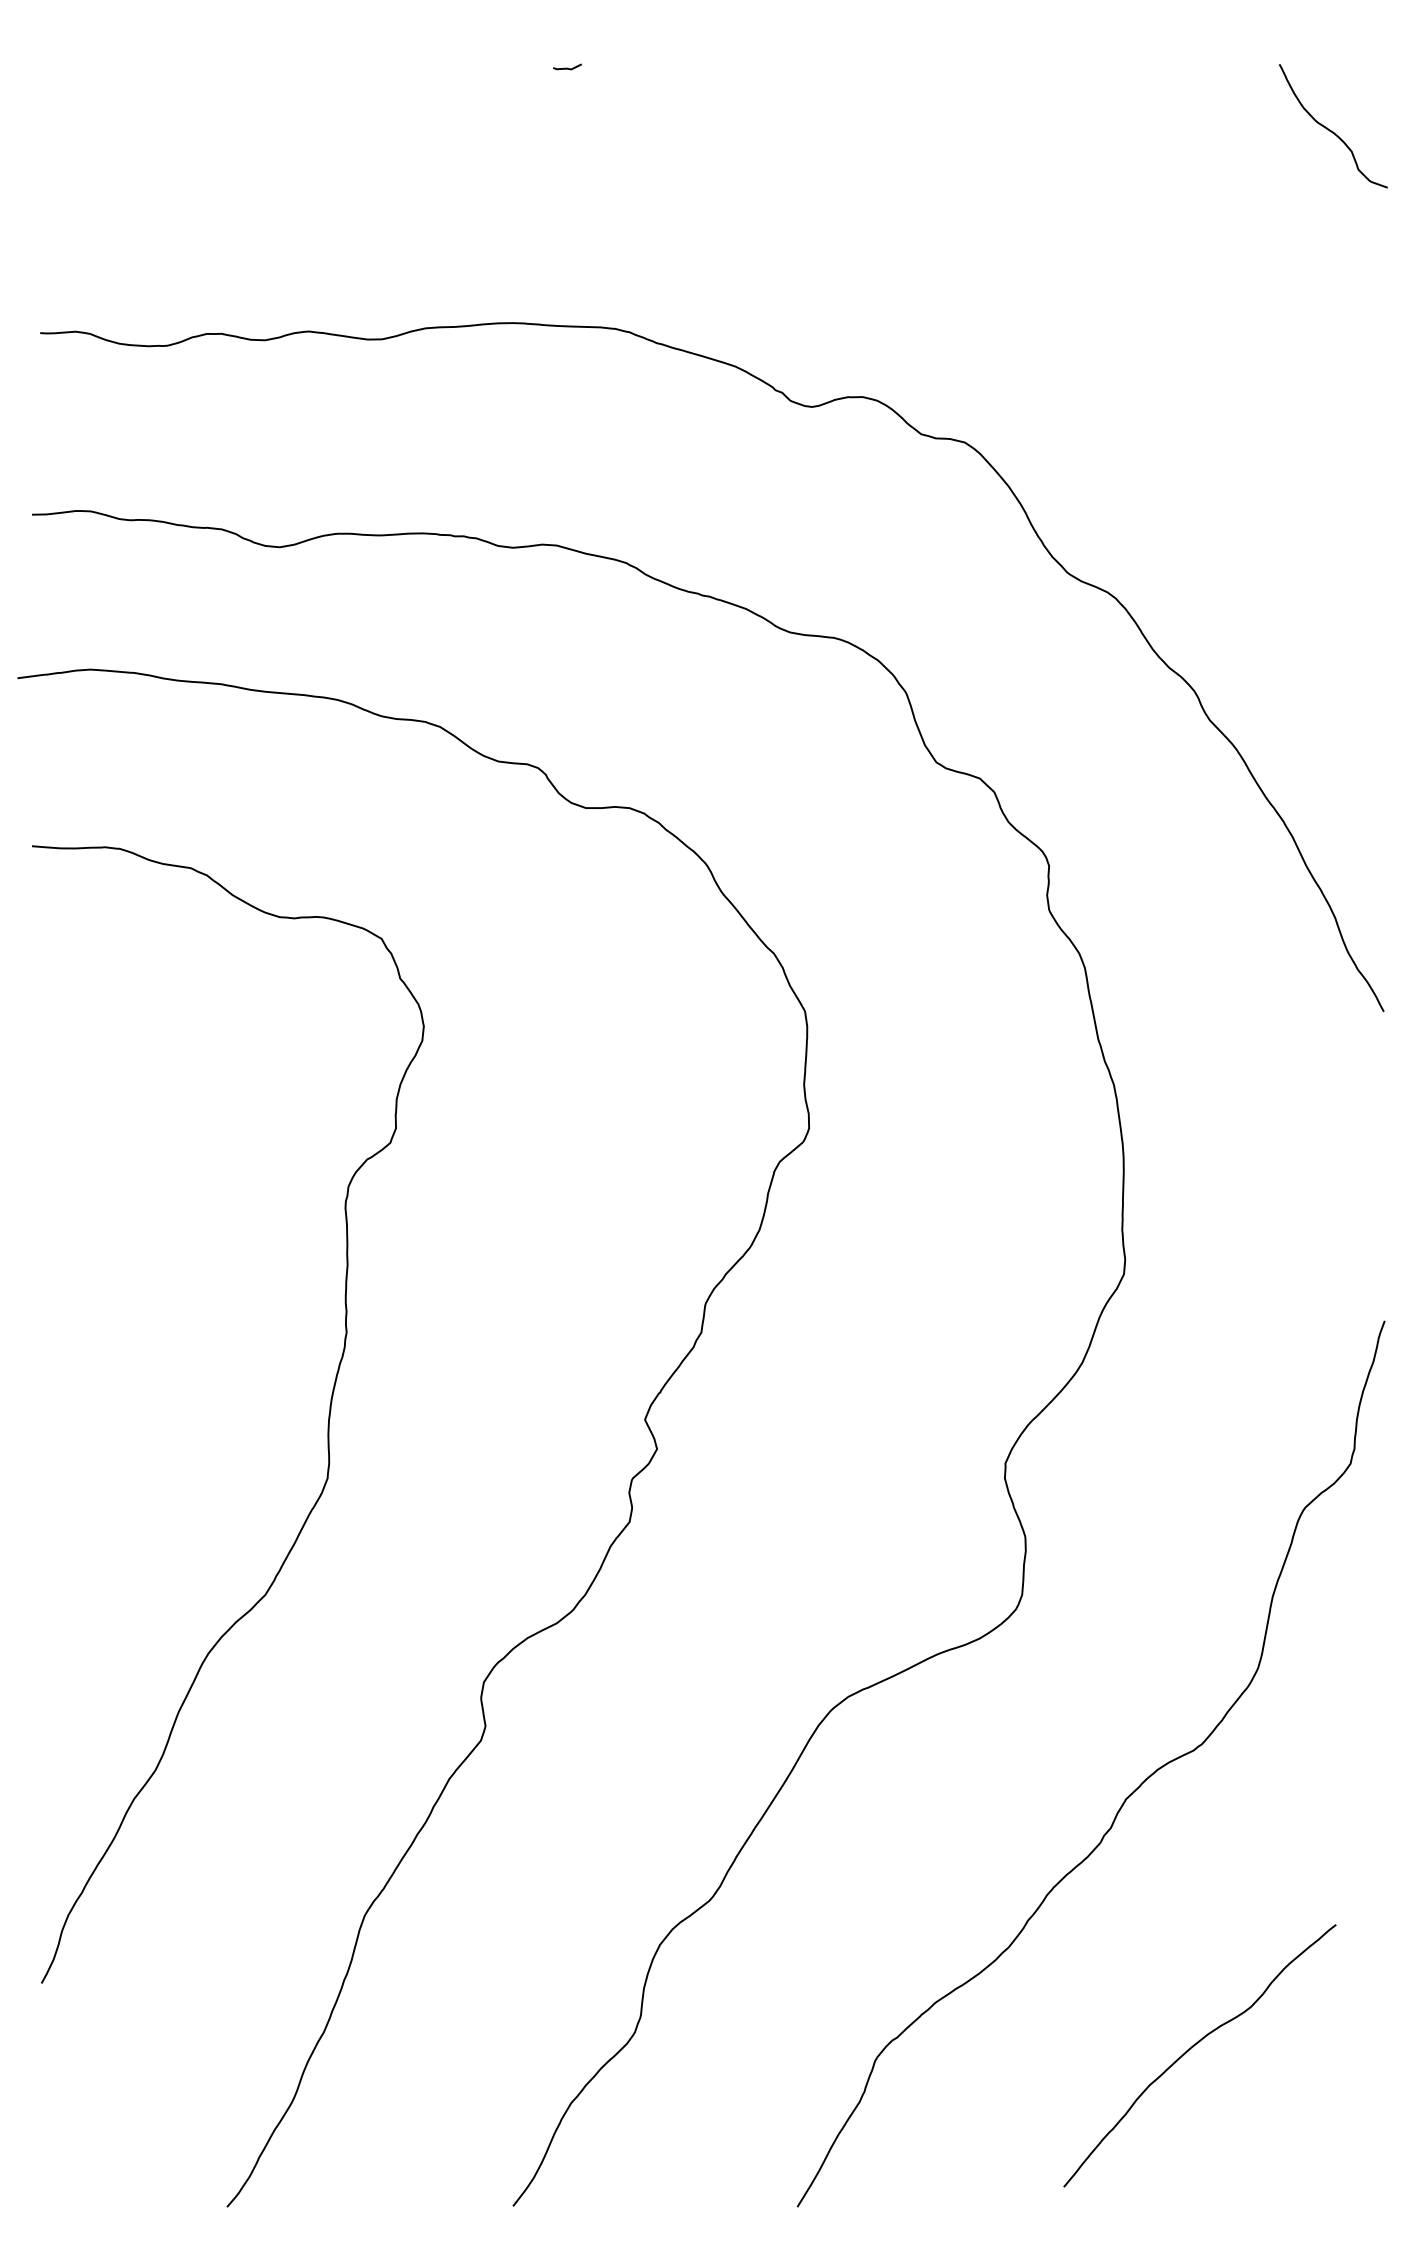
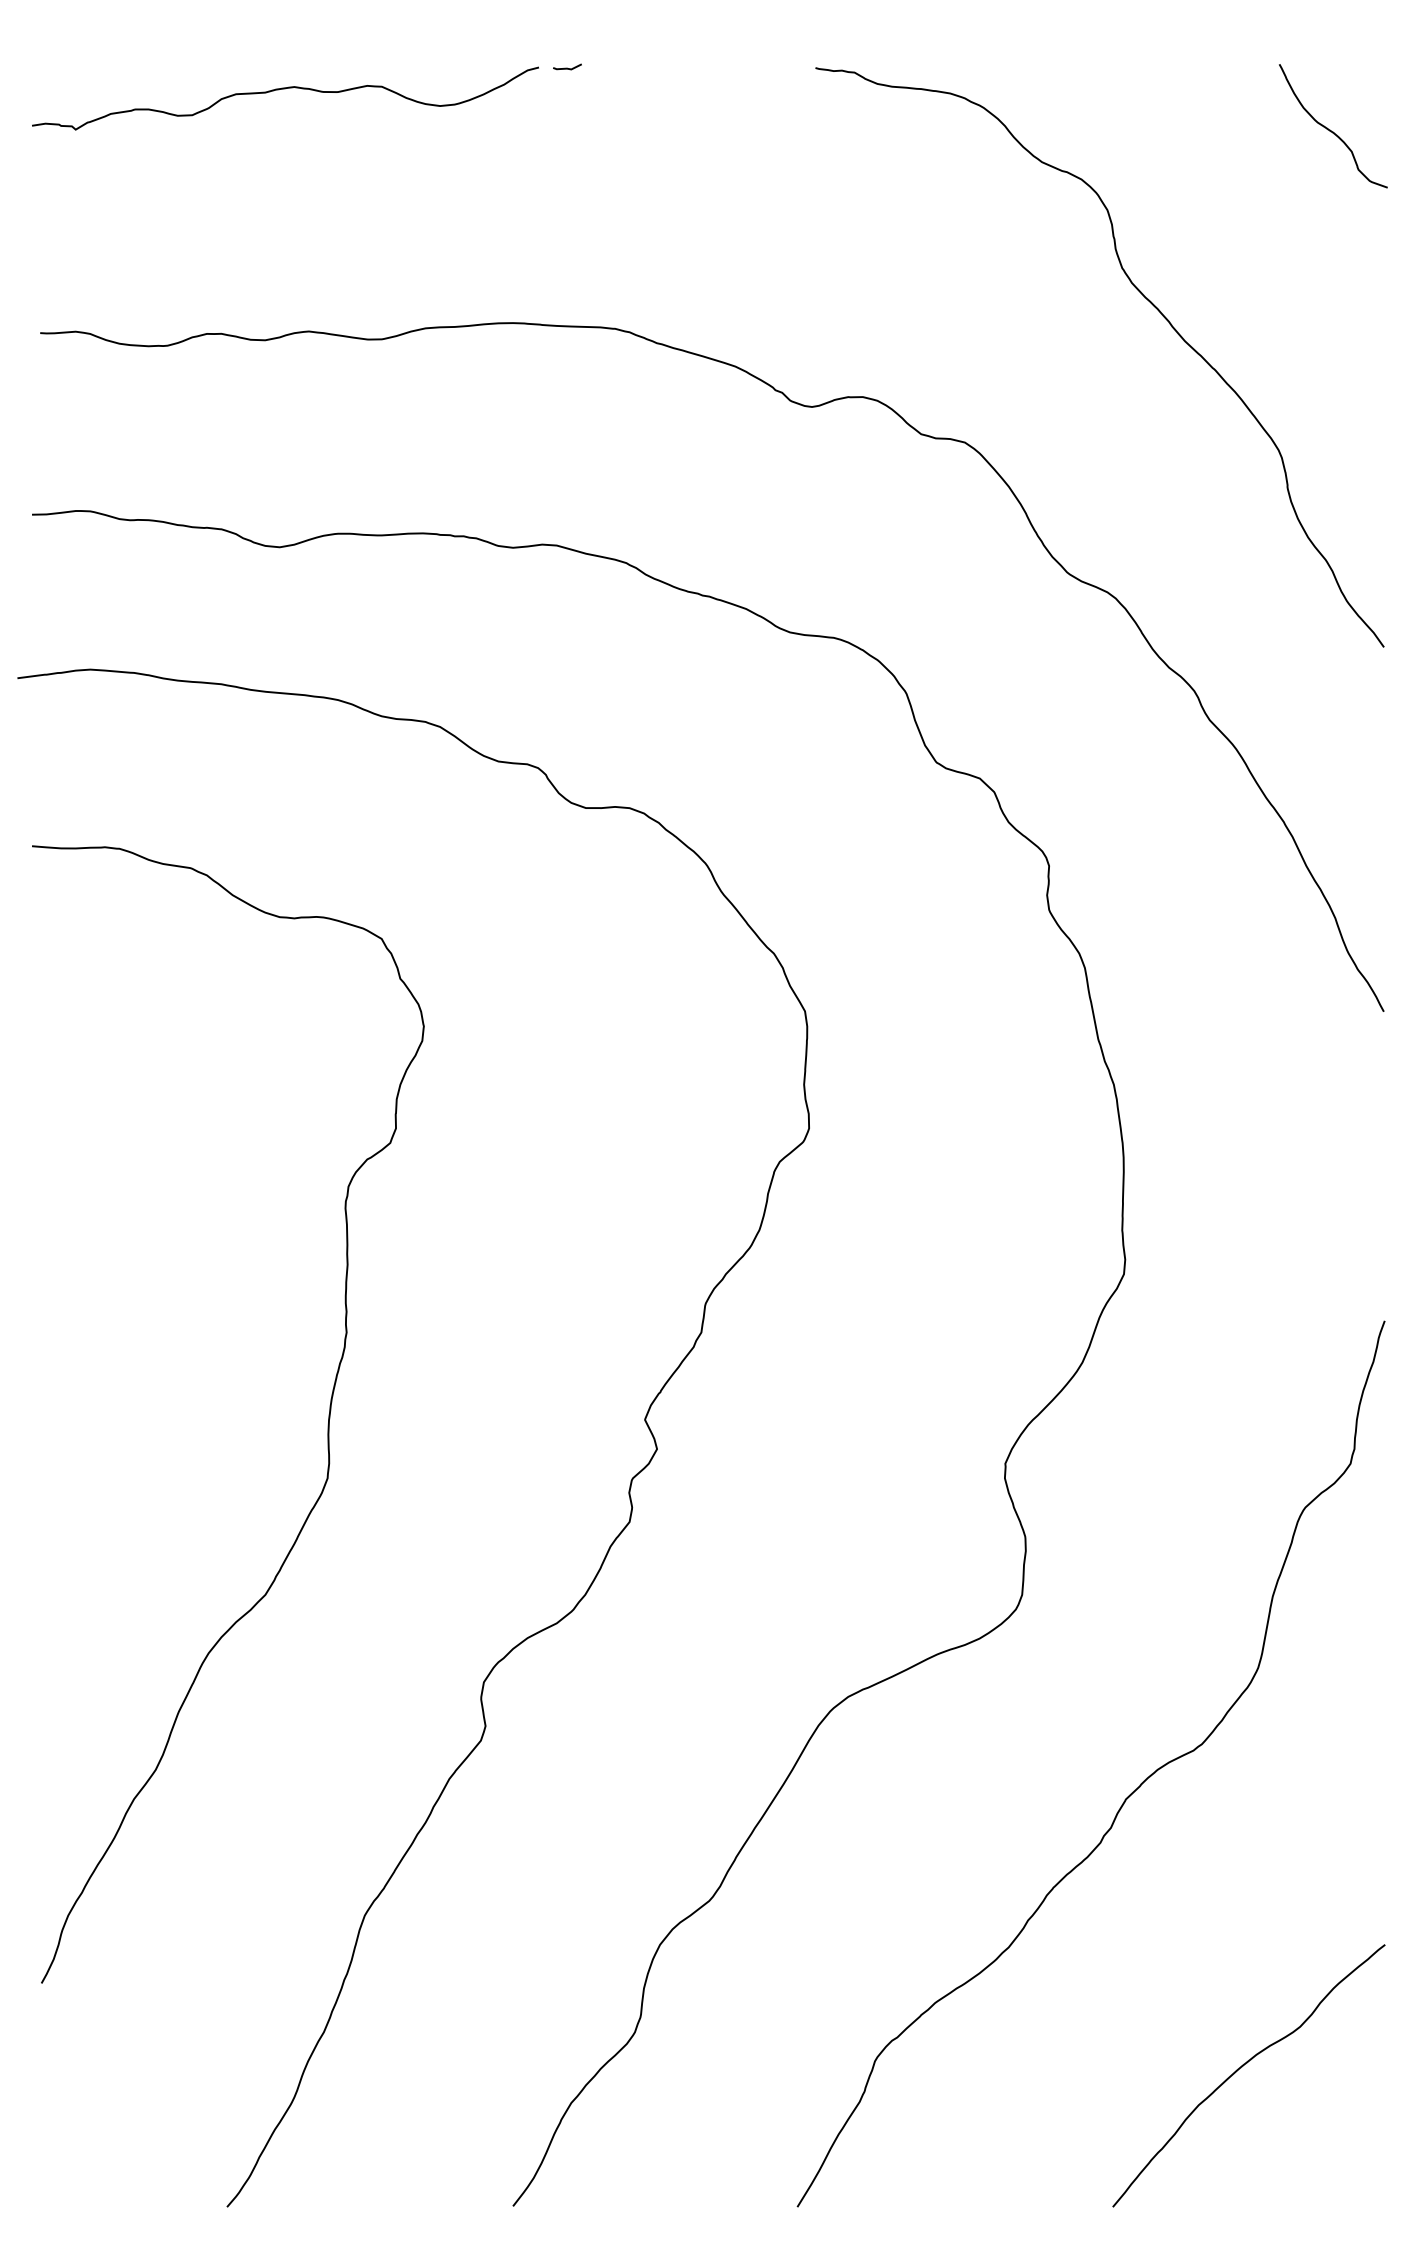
curve: none -> present (285, 89)
curve: none -> present (1151, 304)
curve position: (1193, 2047) -> (1242, 2067) (1242, 2067)
